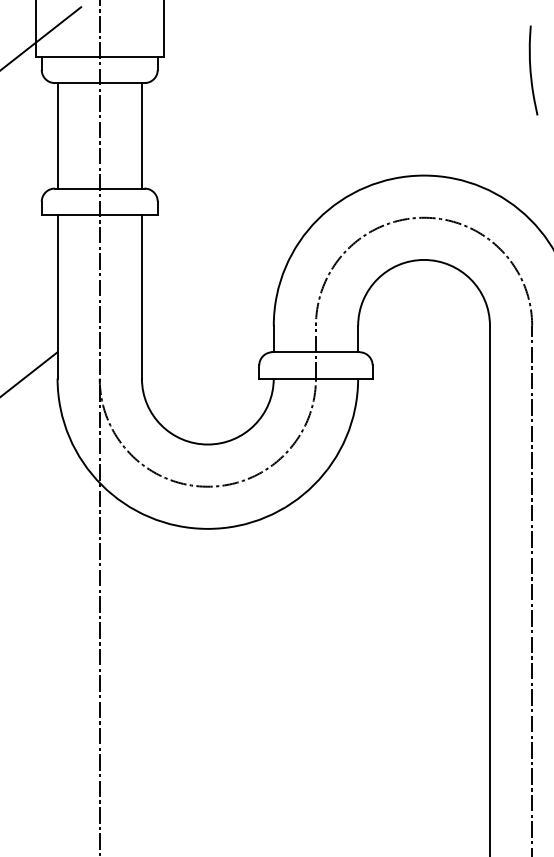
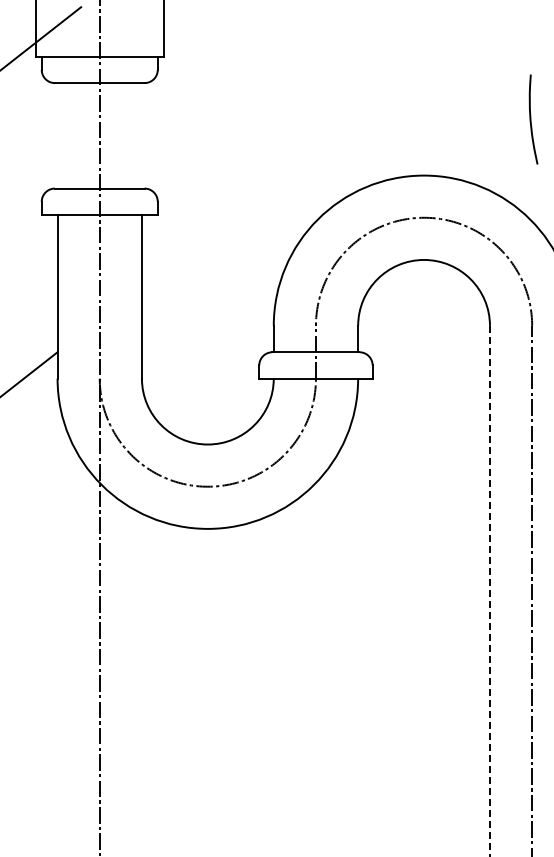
curve position: (531, 70) -> (531, 119) (531, 119)
line: present -> none (57, 135)
line: present -> none (141, 135)
line: solid -> dashed (489, 590)
